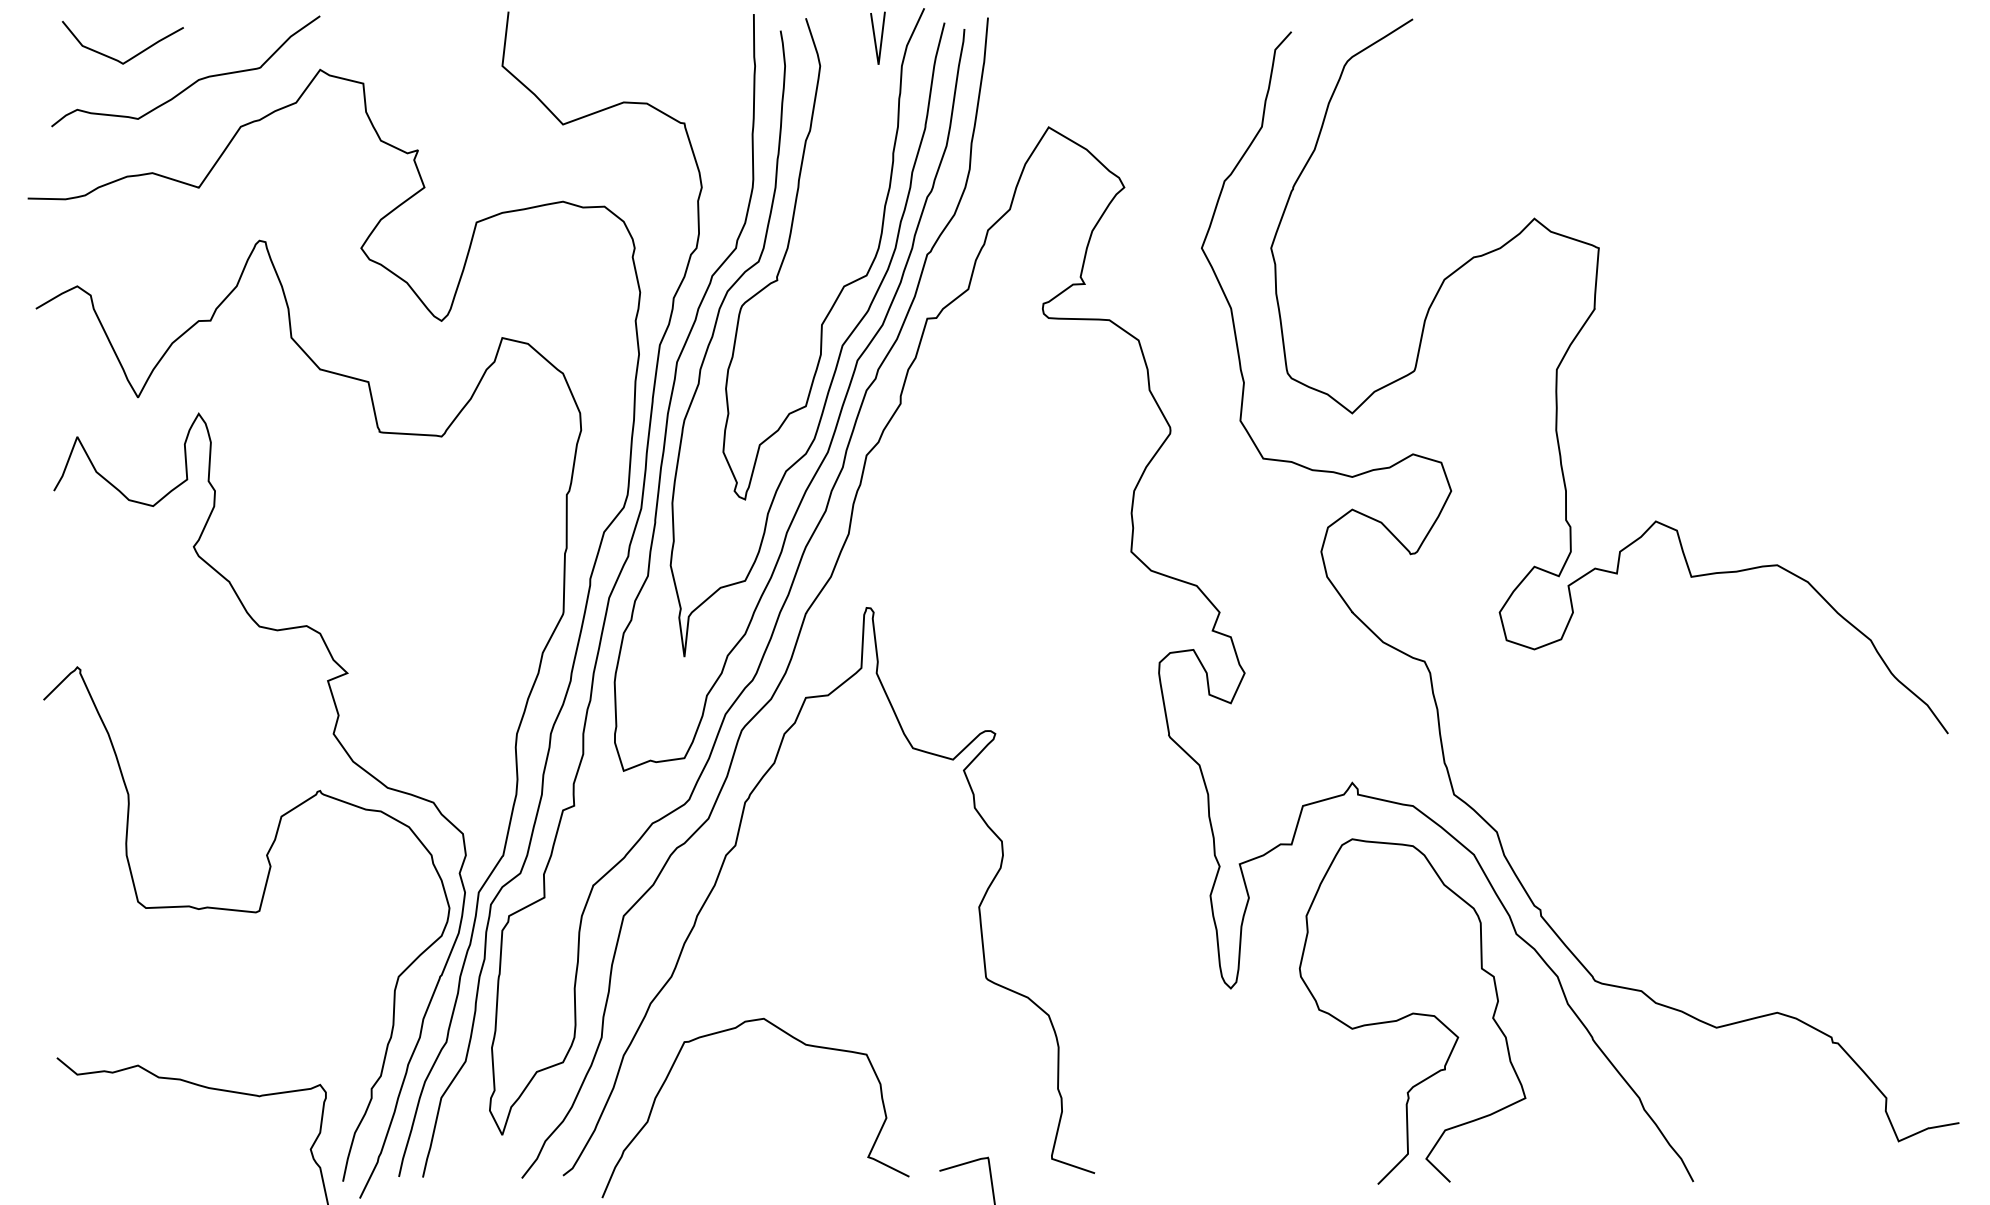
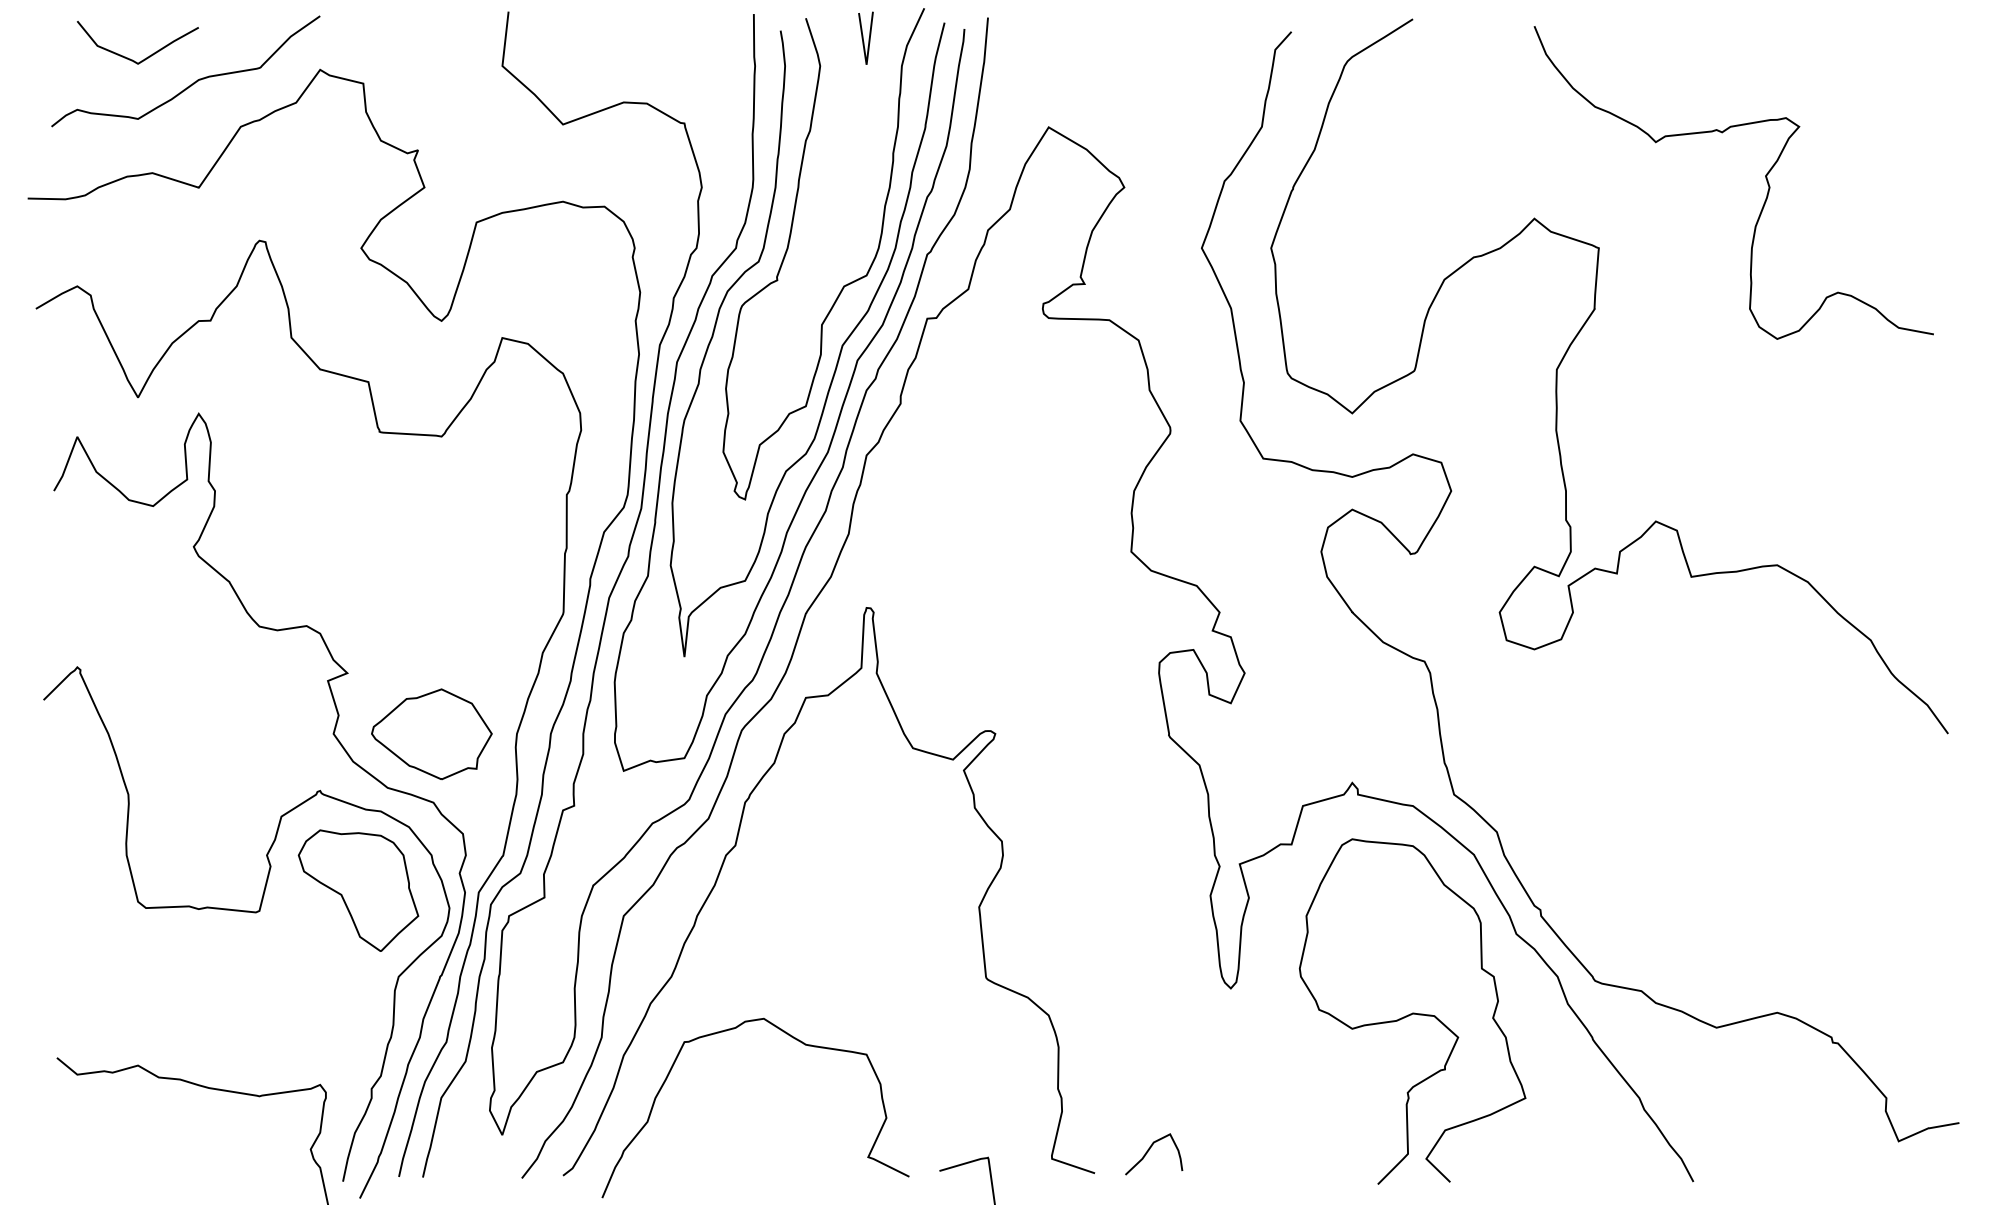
line position: (875, 37) -> (863, 37) (863, 37)
curve position: (132, 56) -> (147, 56) (147, 56)
curve: none -> present (1765, 178)
part: none -> present (431, 734)
part: none -> present (358, 890)
curve: none -> present (1150, 1149)
